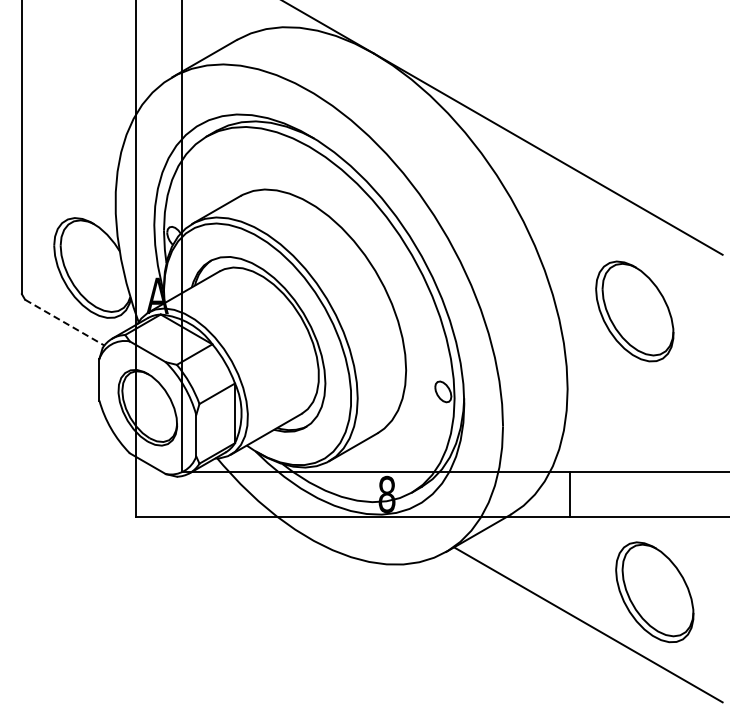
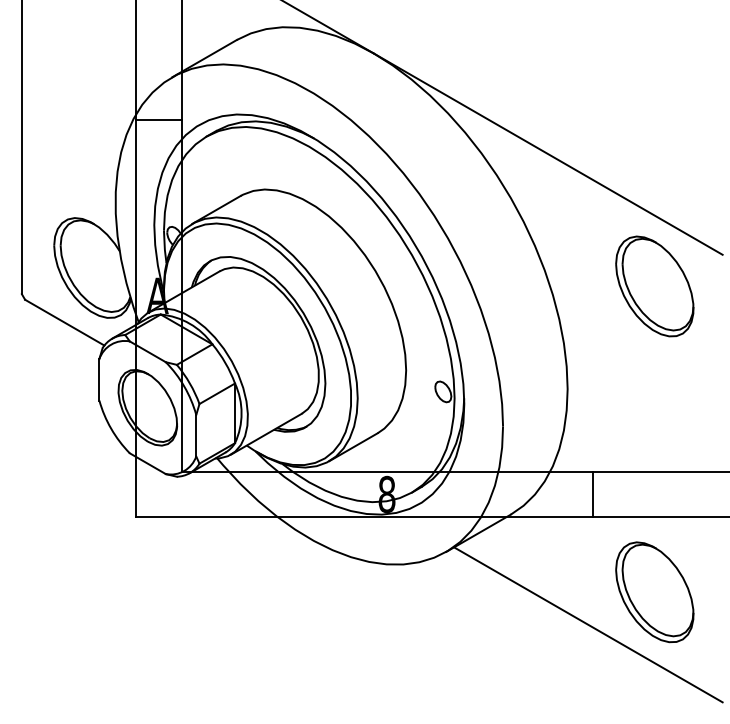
line: none -> present (158, 119)
part position: (634, 311) -> (654, 286) (654, 286)
line: dashed -> solid (64, 322)
line position: (569, 494) -> (592, 494) (592, 494)
